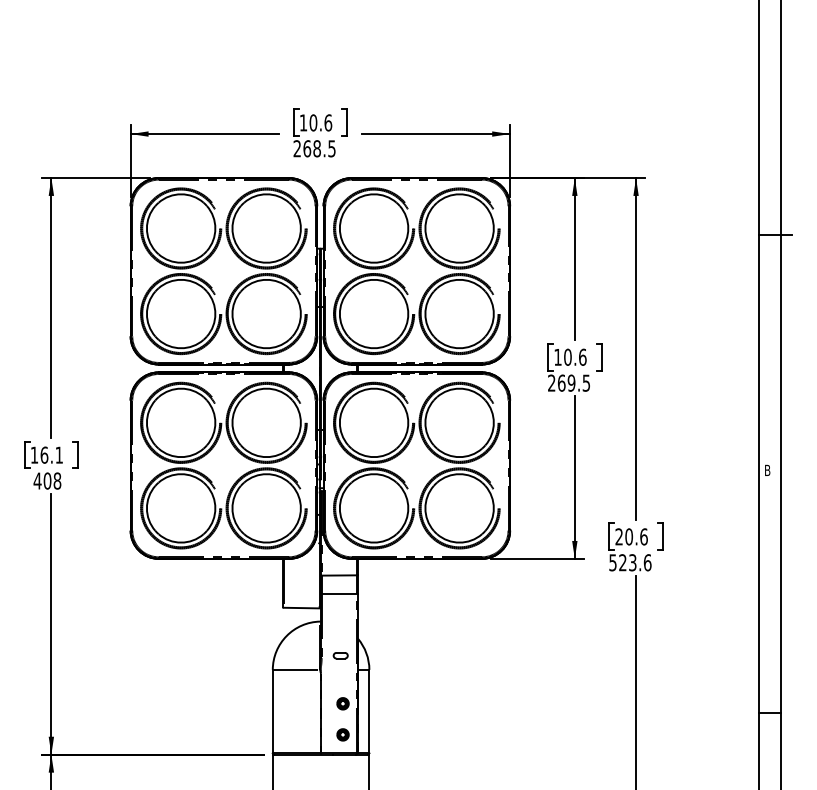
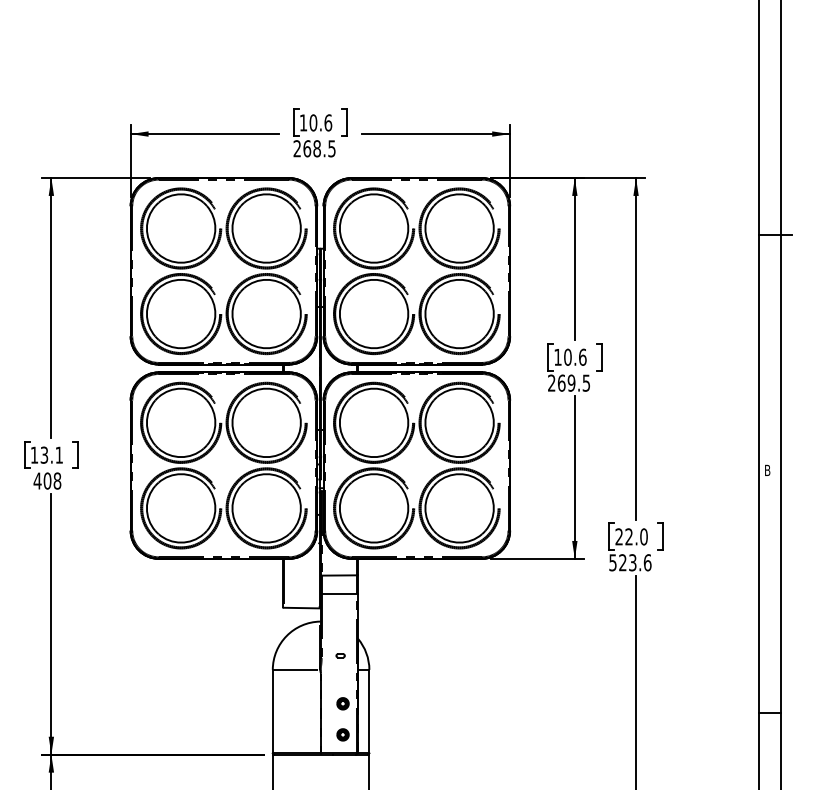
text: 16.1 -> 13.1 (44, 454)
text: 20.6 -> 22.0 (636, 536)
part size: 17x8 px -> 11x6 px (340, 655)
